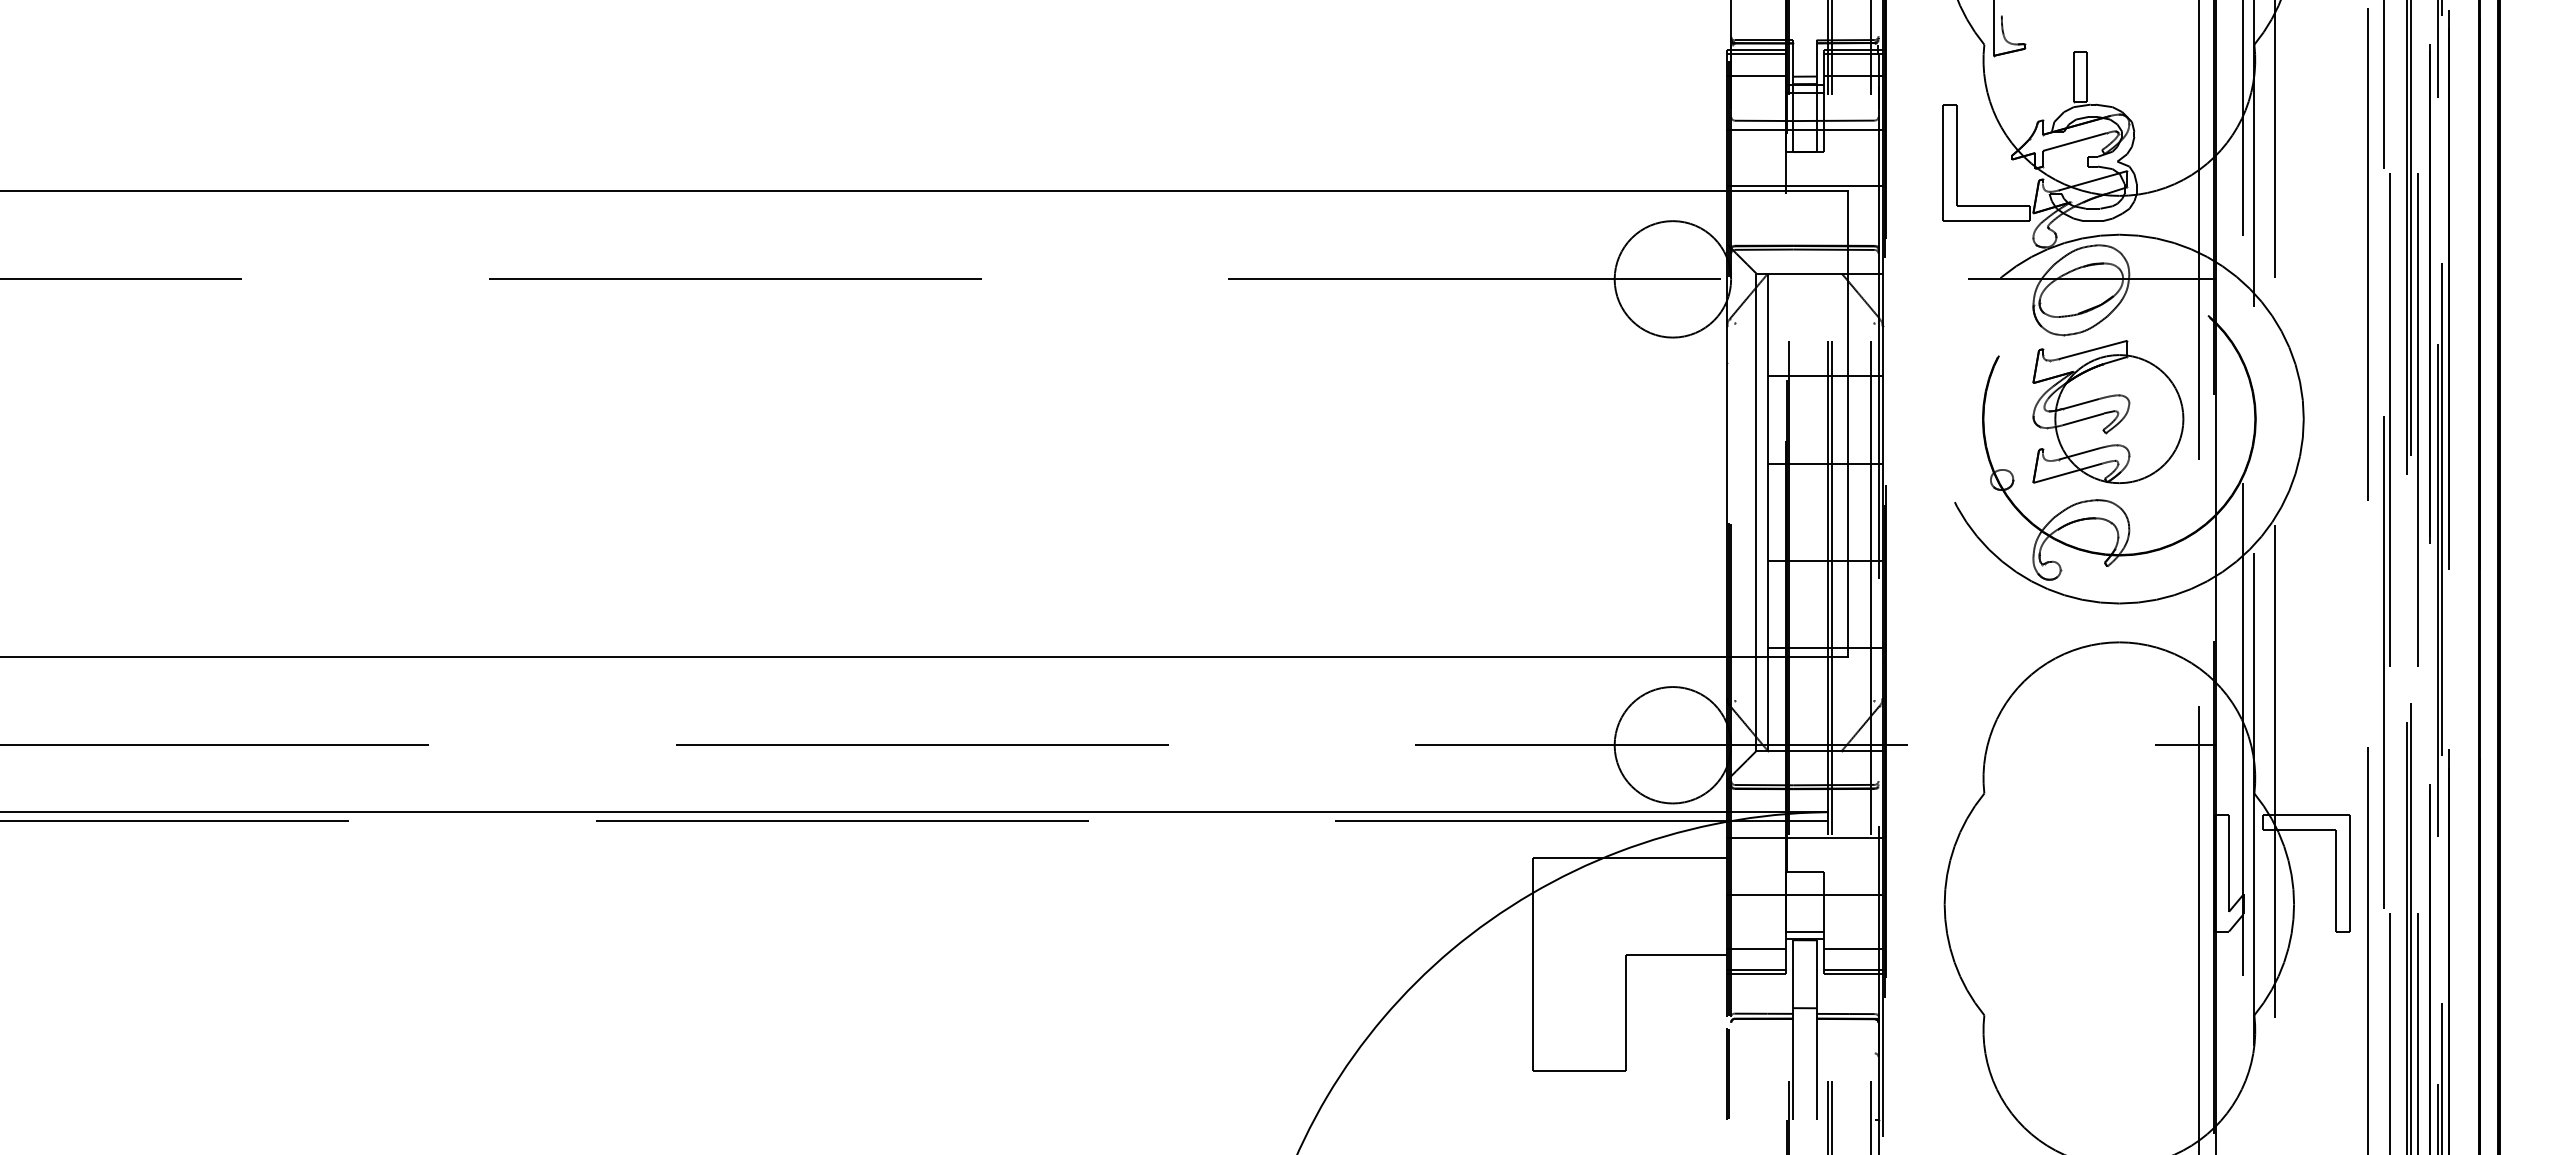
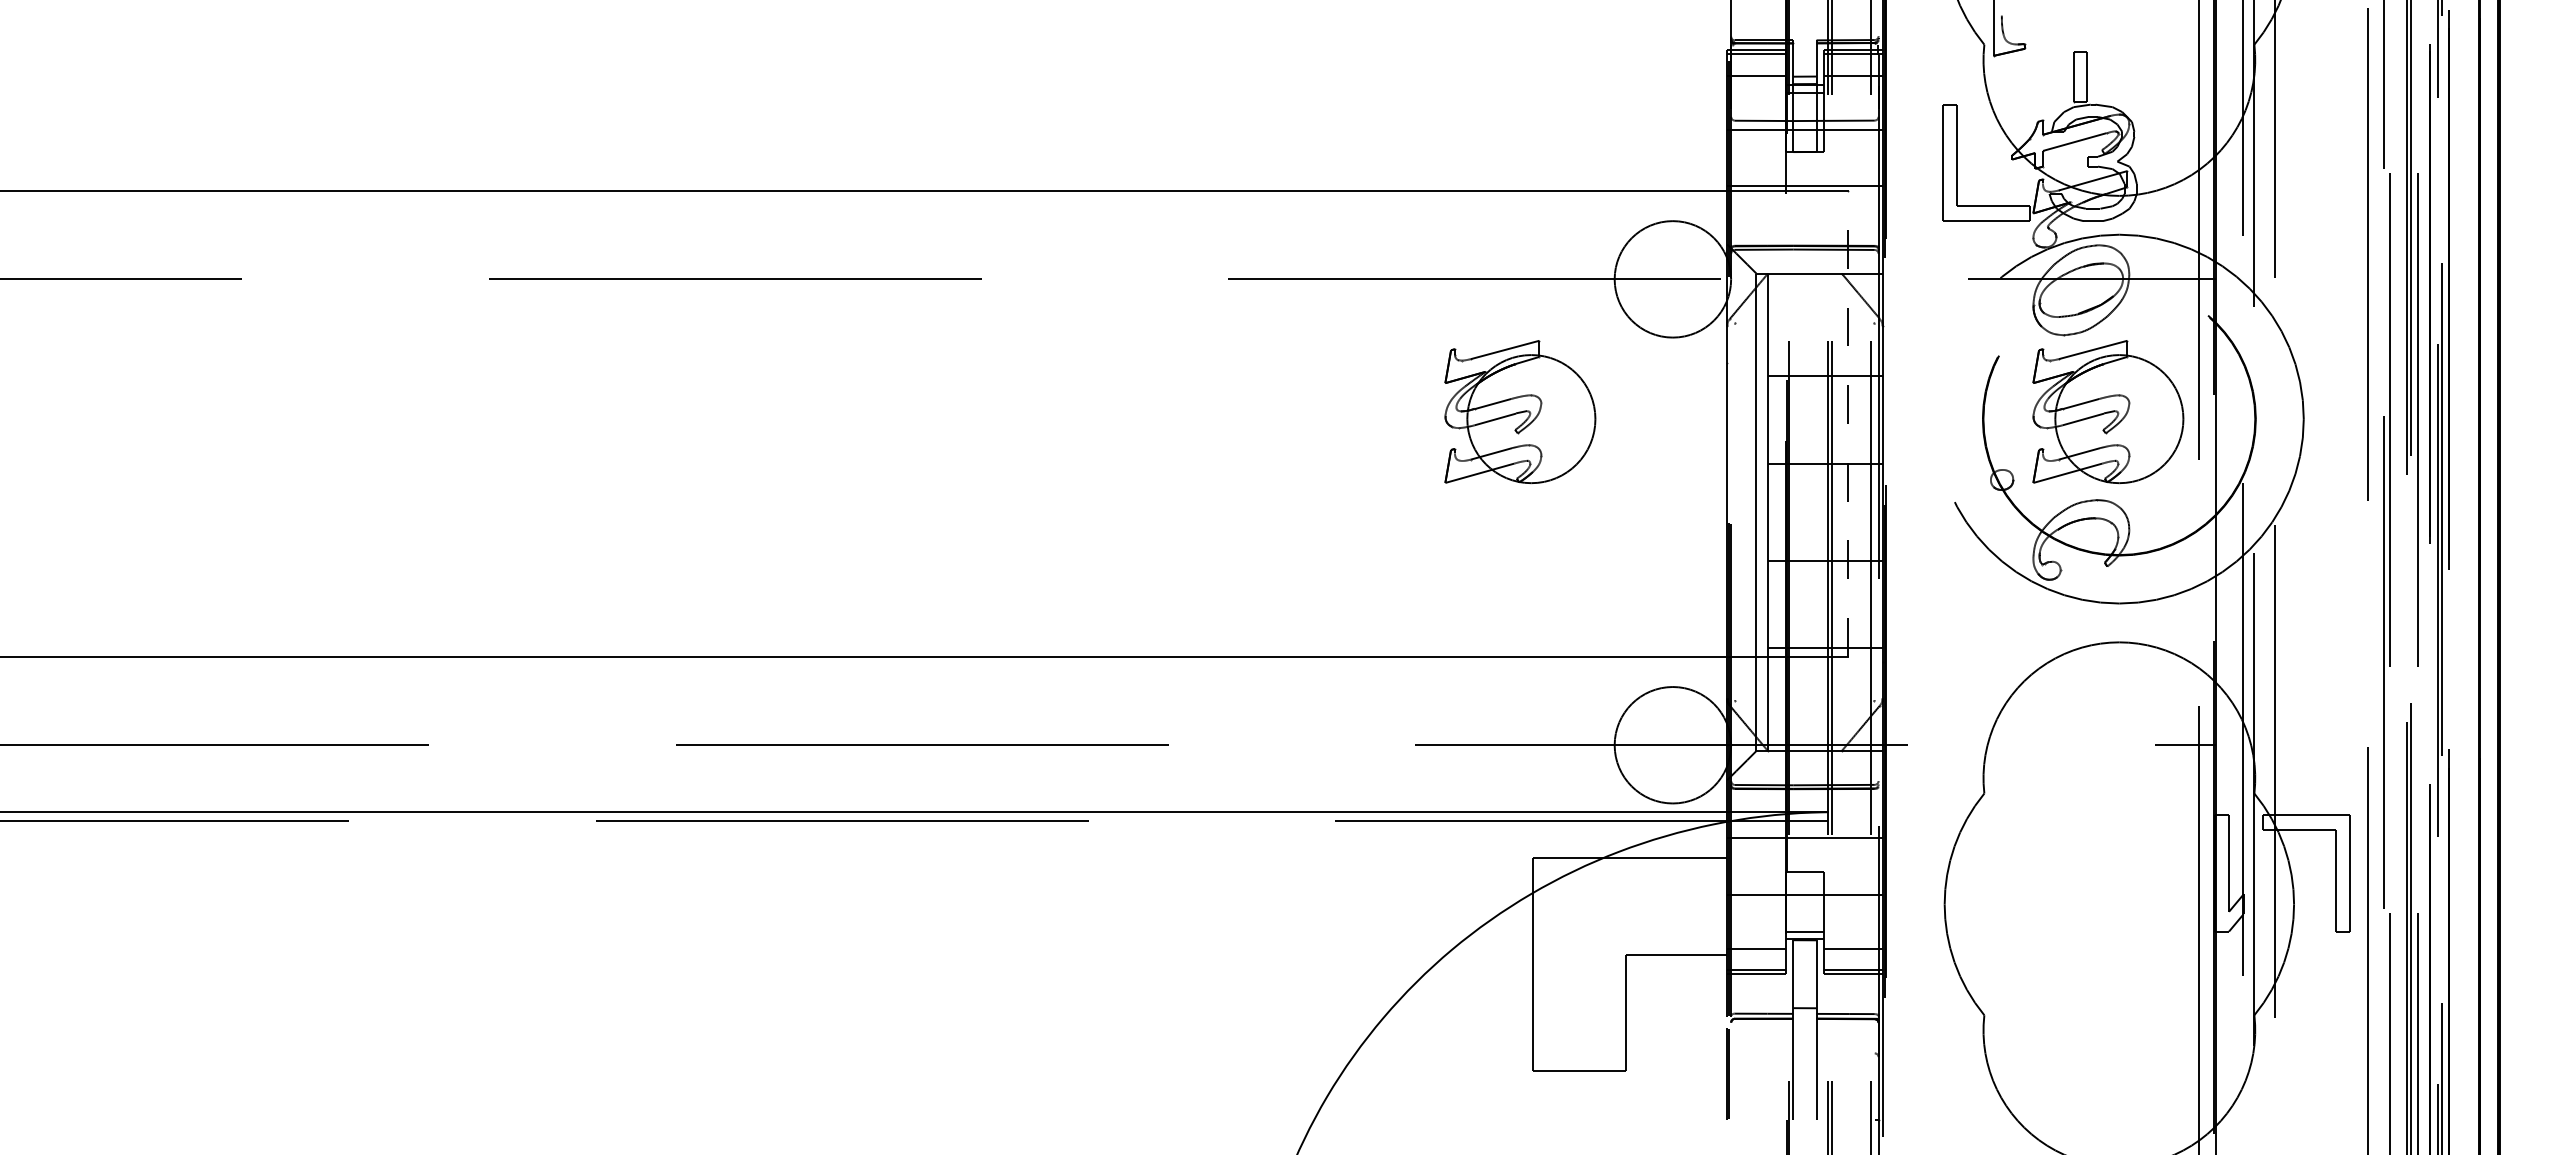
part: none -> present (1520, 412)
line: solid -> dashed (1847, 423)
